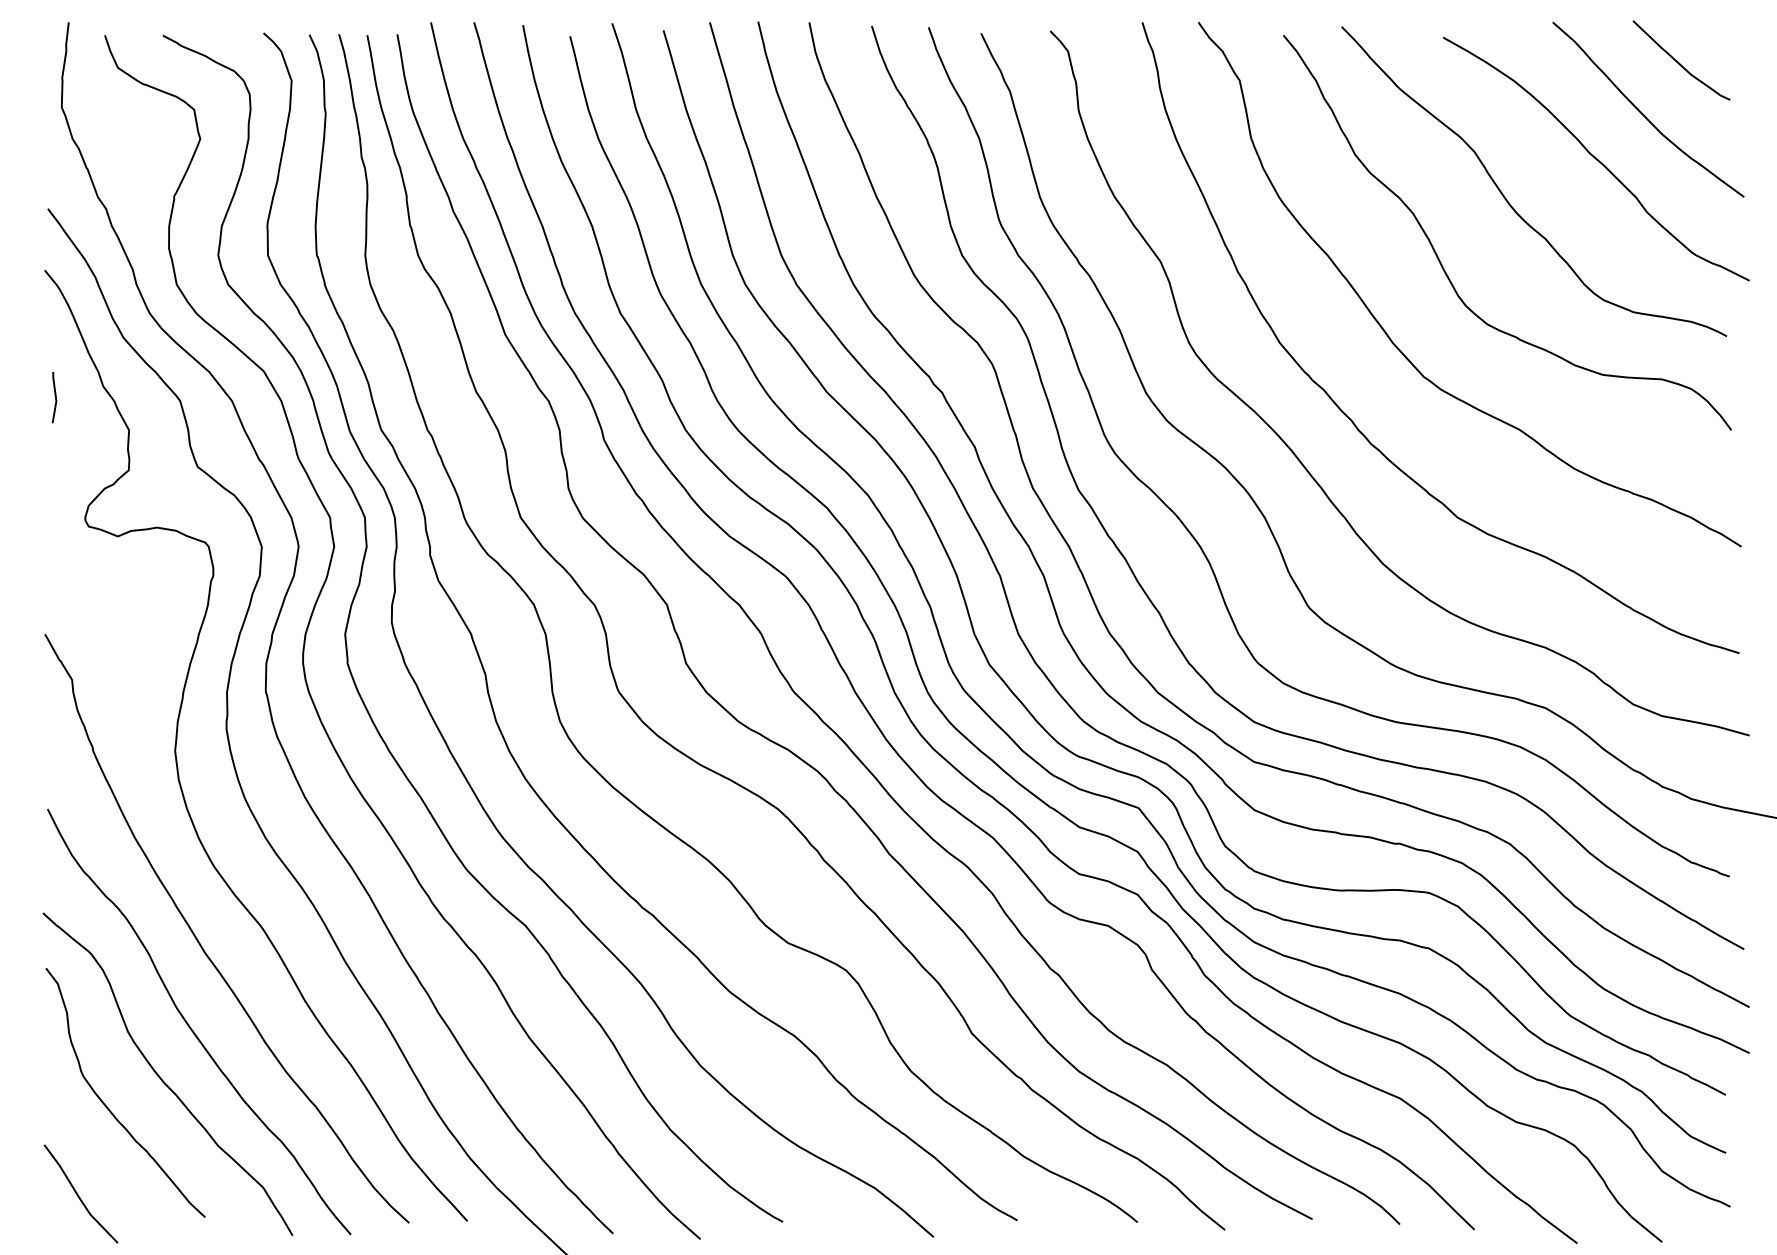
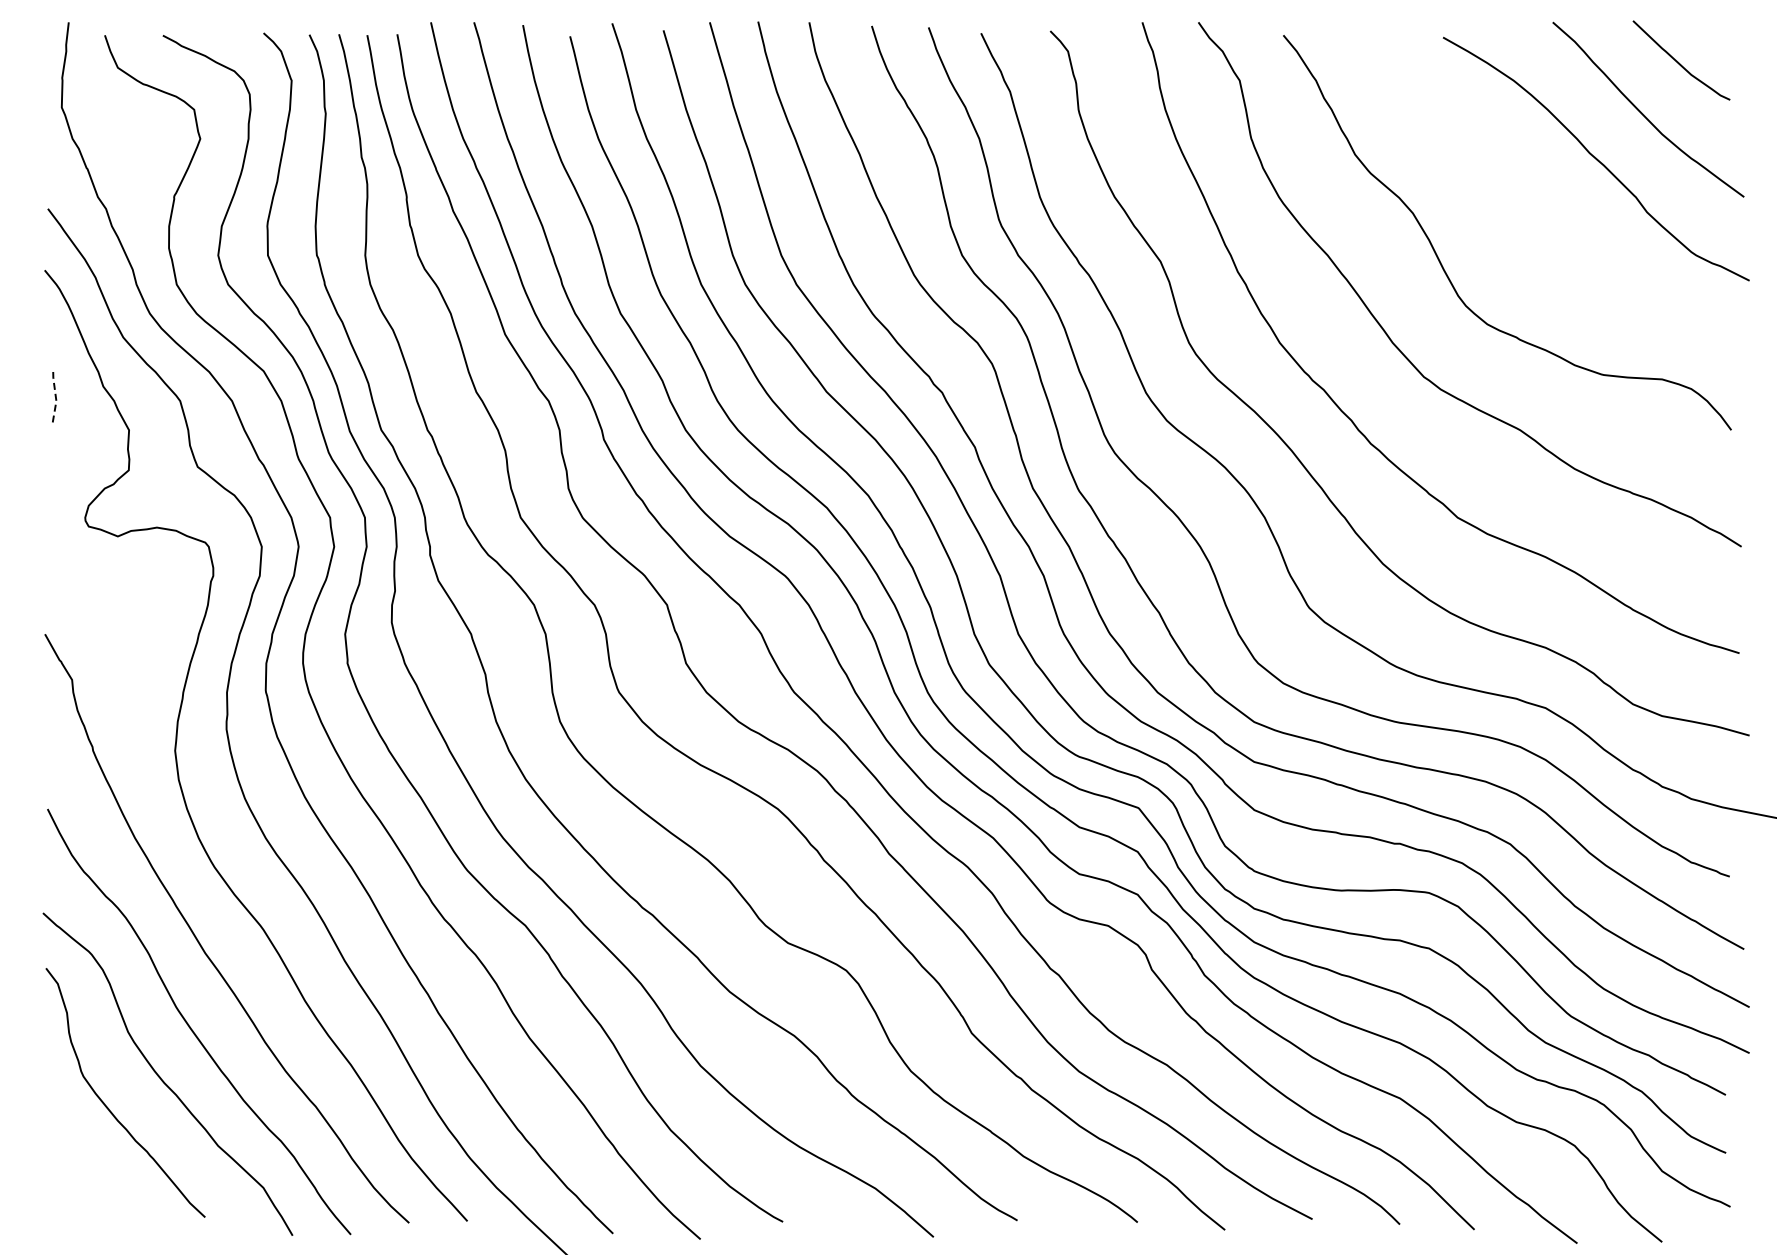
curve: present -> none (1507, 199)
line: solid -> dashed (55, 397)
curve: present -> none (78, 1194)
